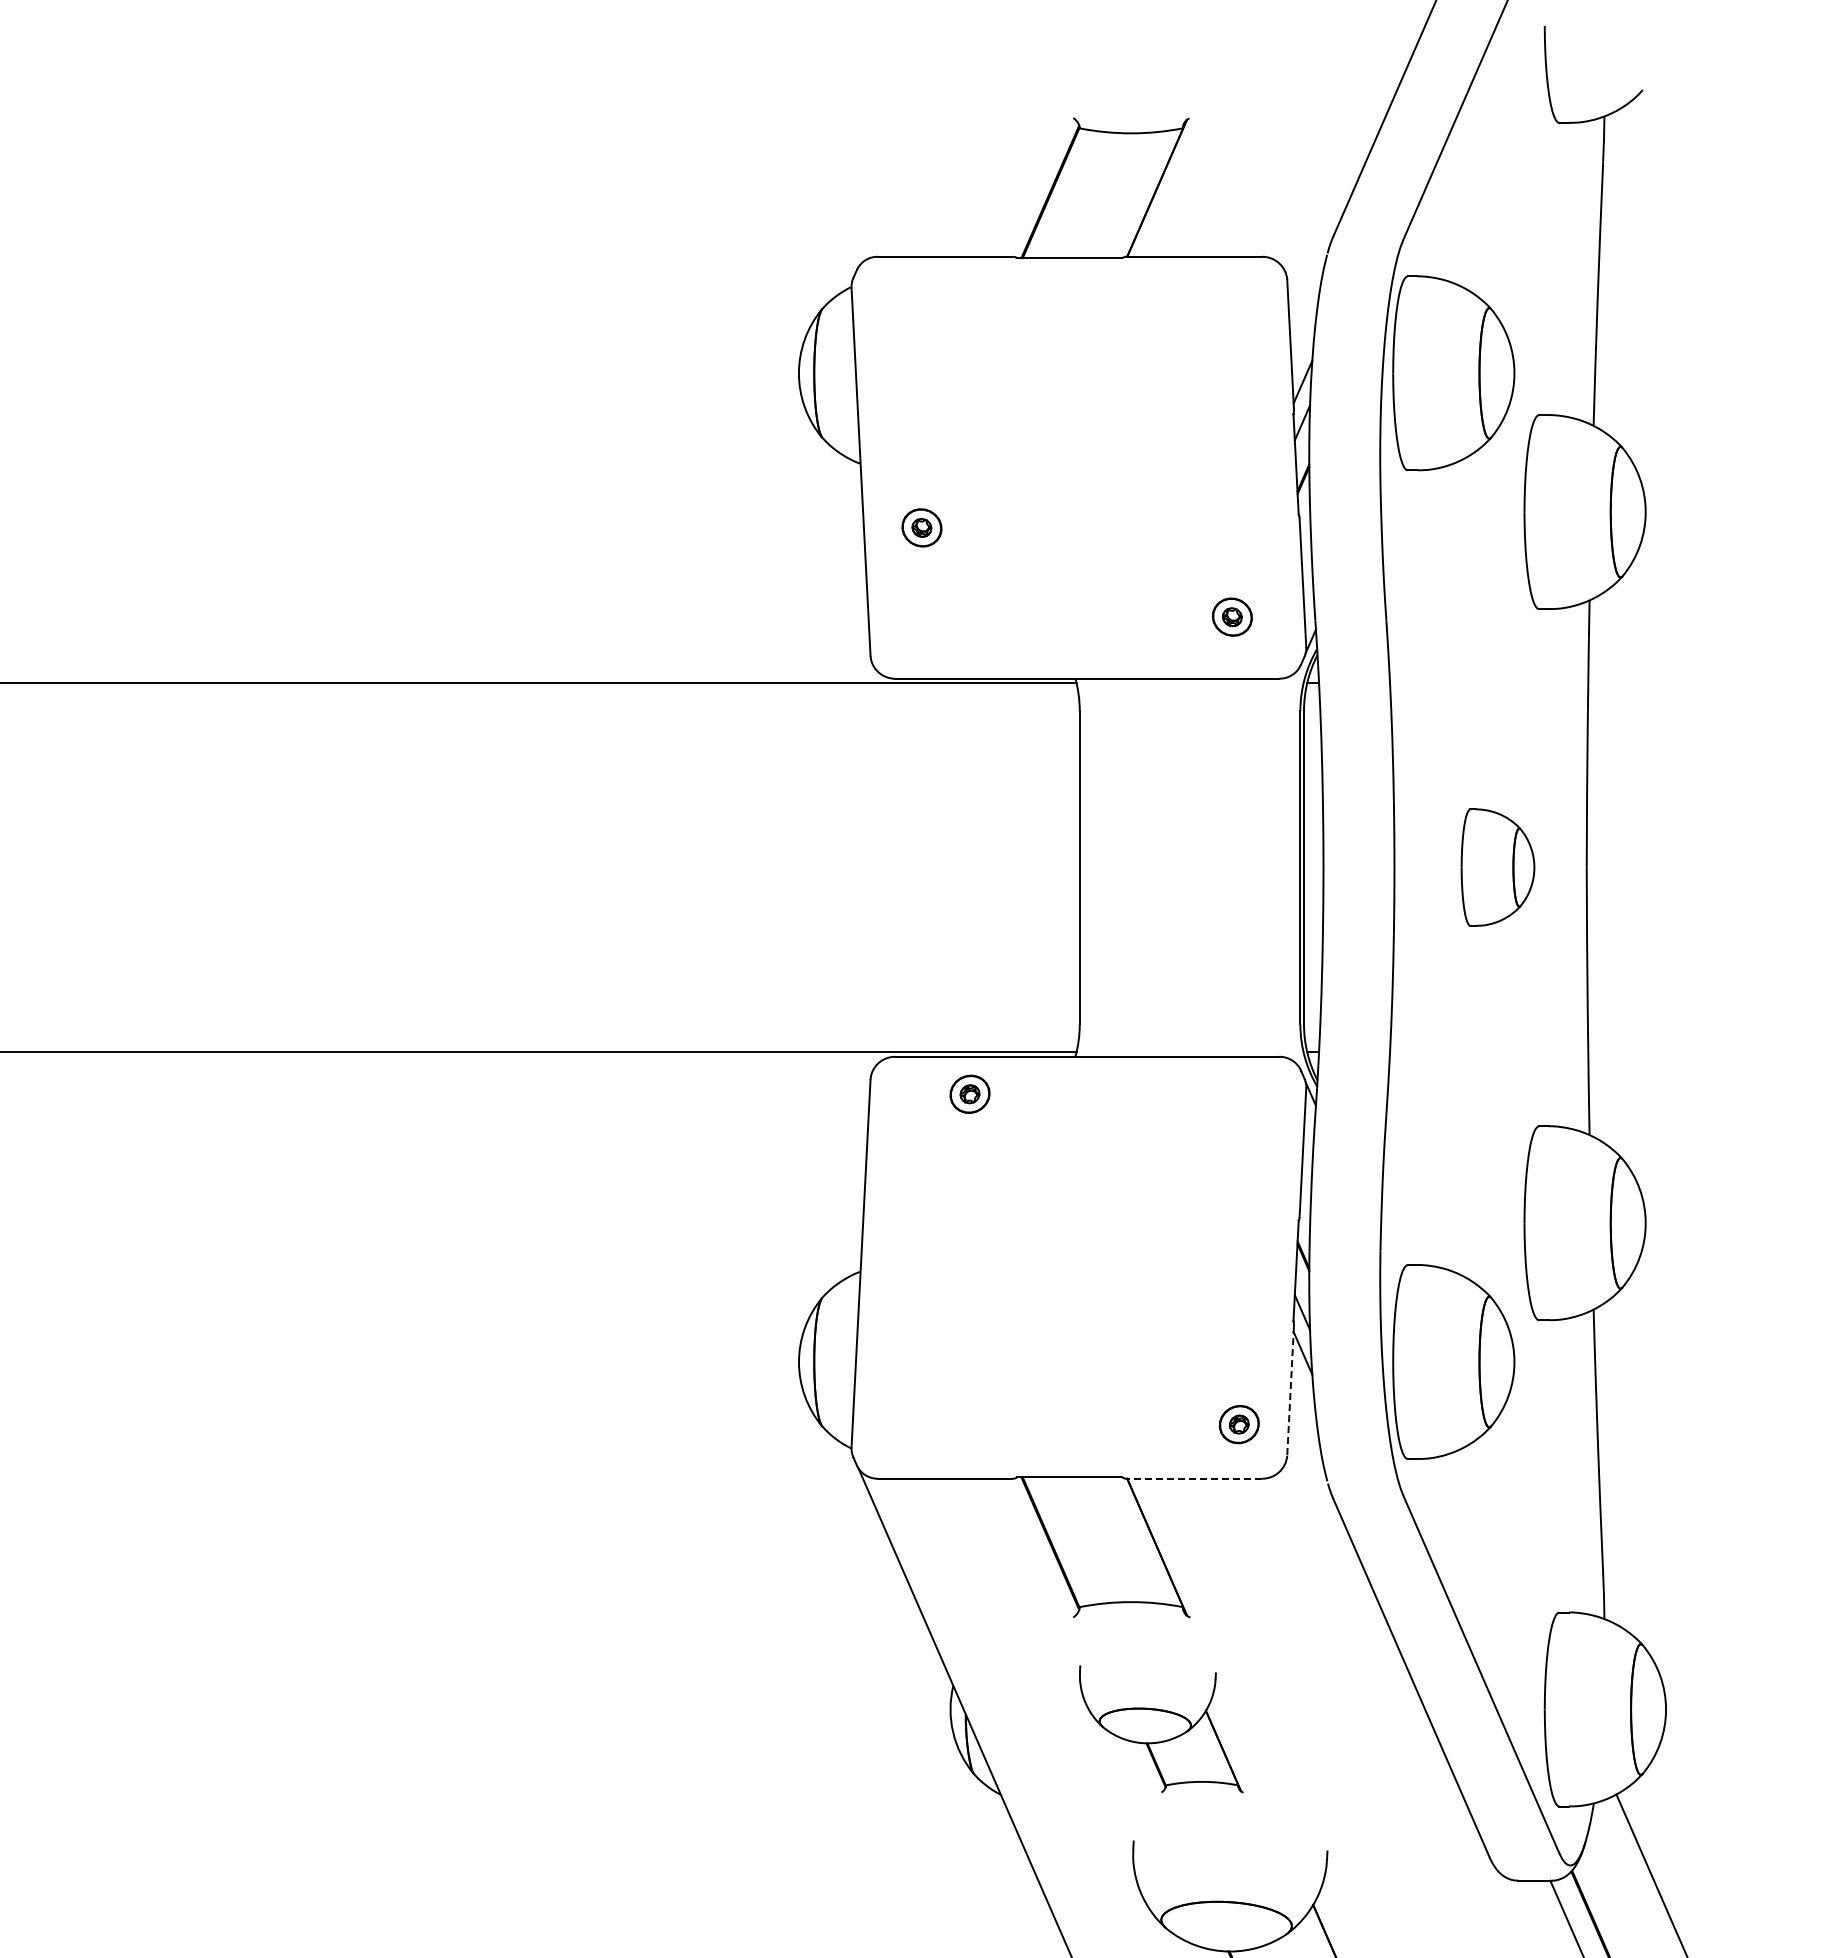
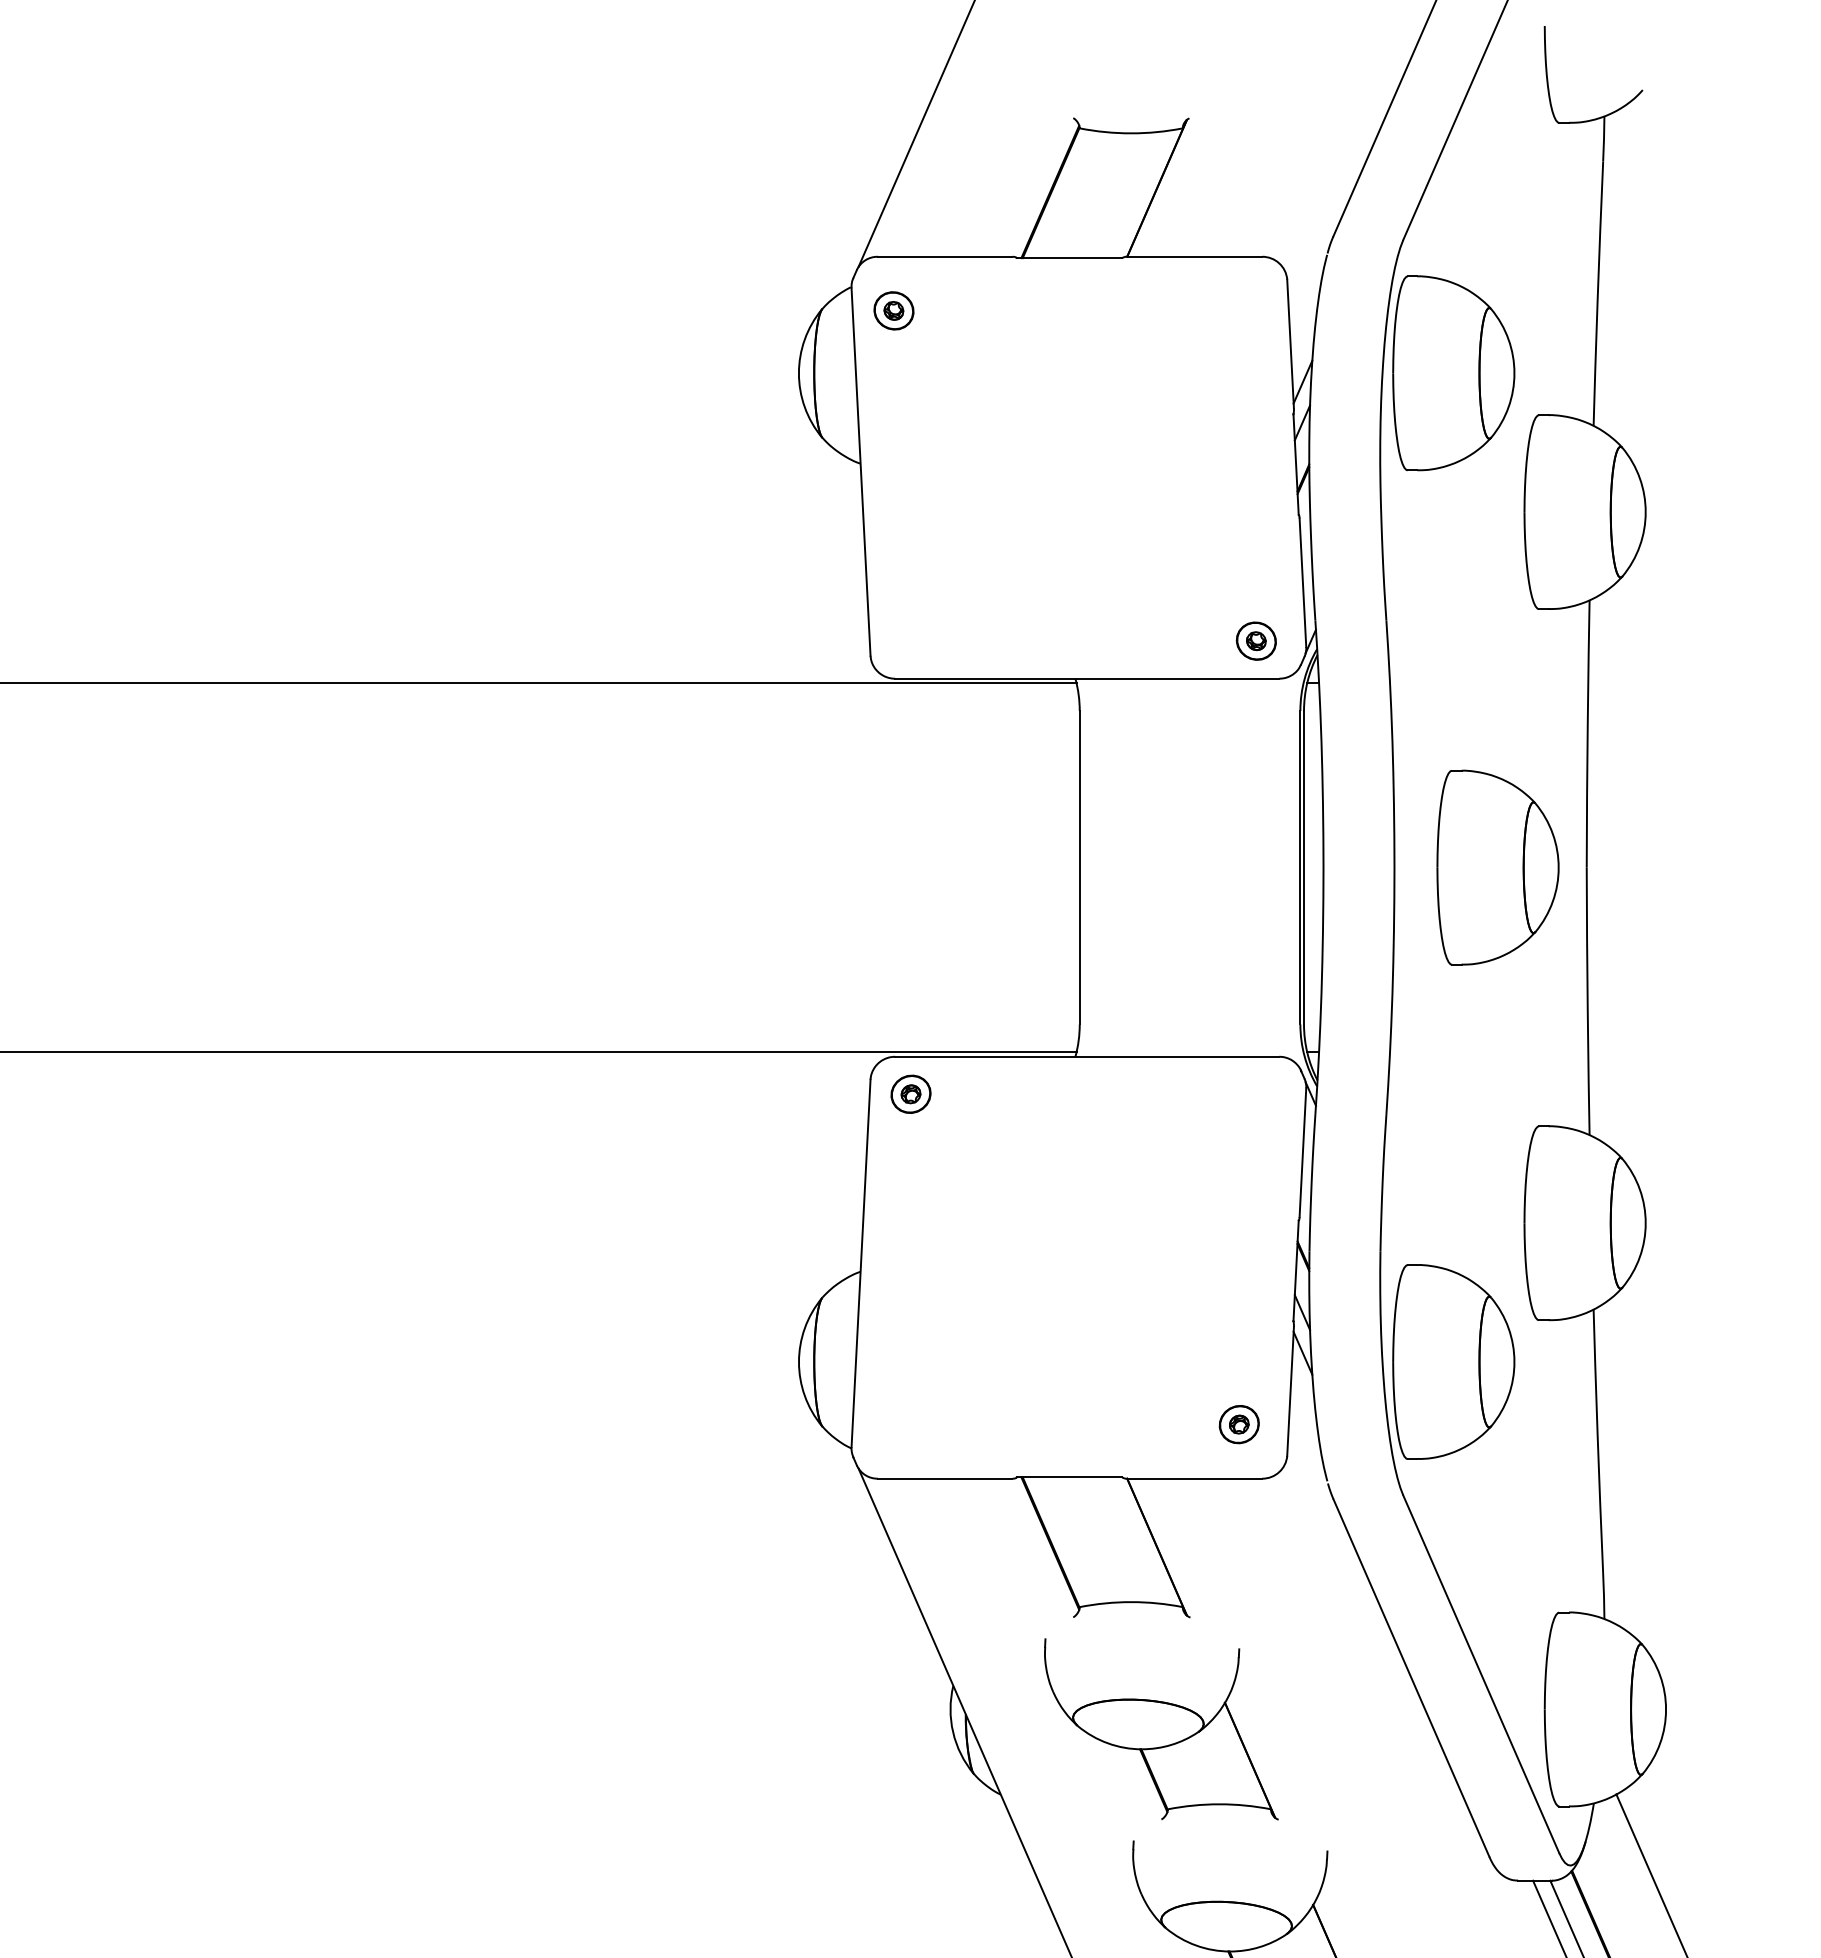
line: none -> present (915, 134)
part position: (921, 527) -> (893, 310) (893, 310)
part position: (1231, 616) -> (1255, 640) (1255, 640)
part size: 76x119 px -> 124x197 px (1497, 867)
part position: (969, 1093) -> (910, 1093) (910, 1093)
line: dashed -> solid (1290, 1391)
line: dashed -> solid (1194, 1478)
part size: 165x129 px -> 235x183 px (1161, 1729)
line: none -> present (1549, 1917)
